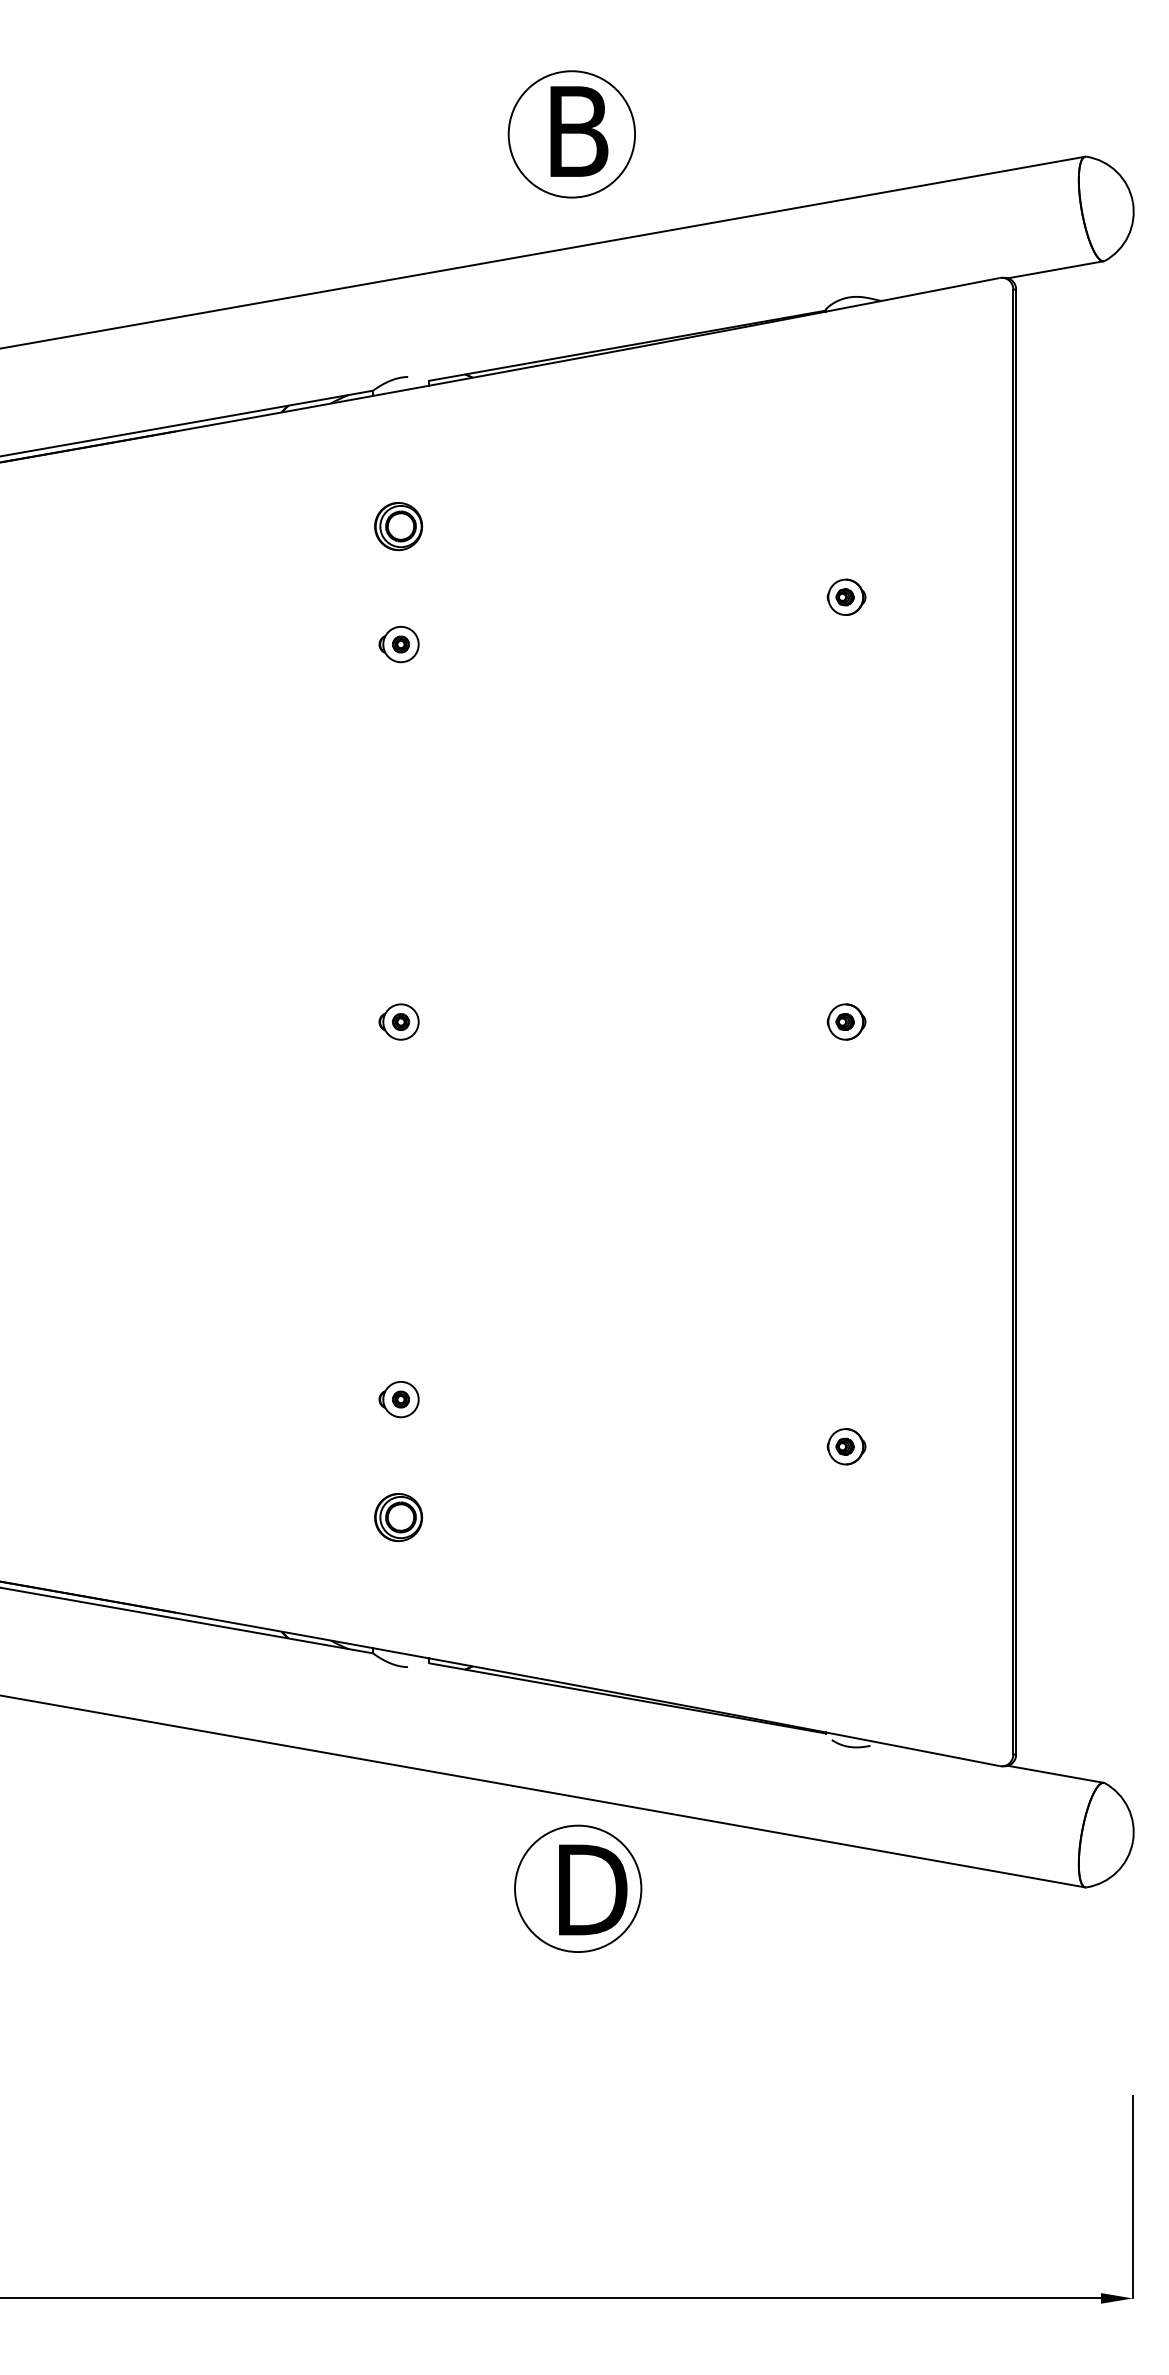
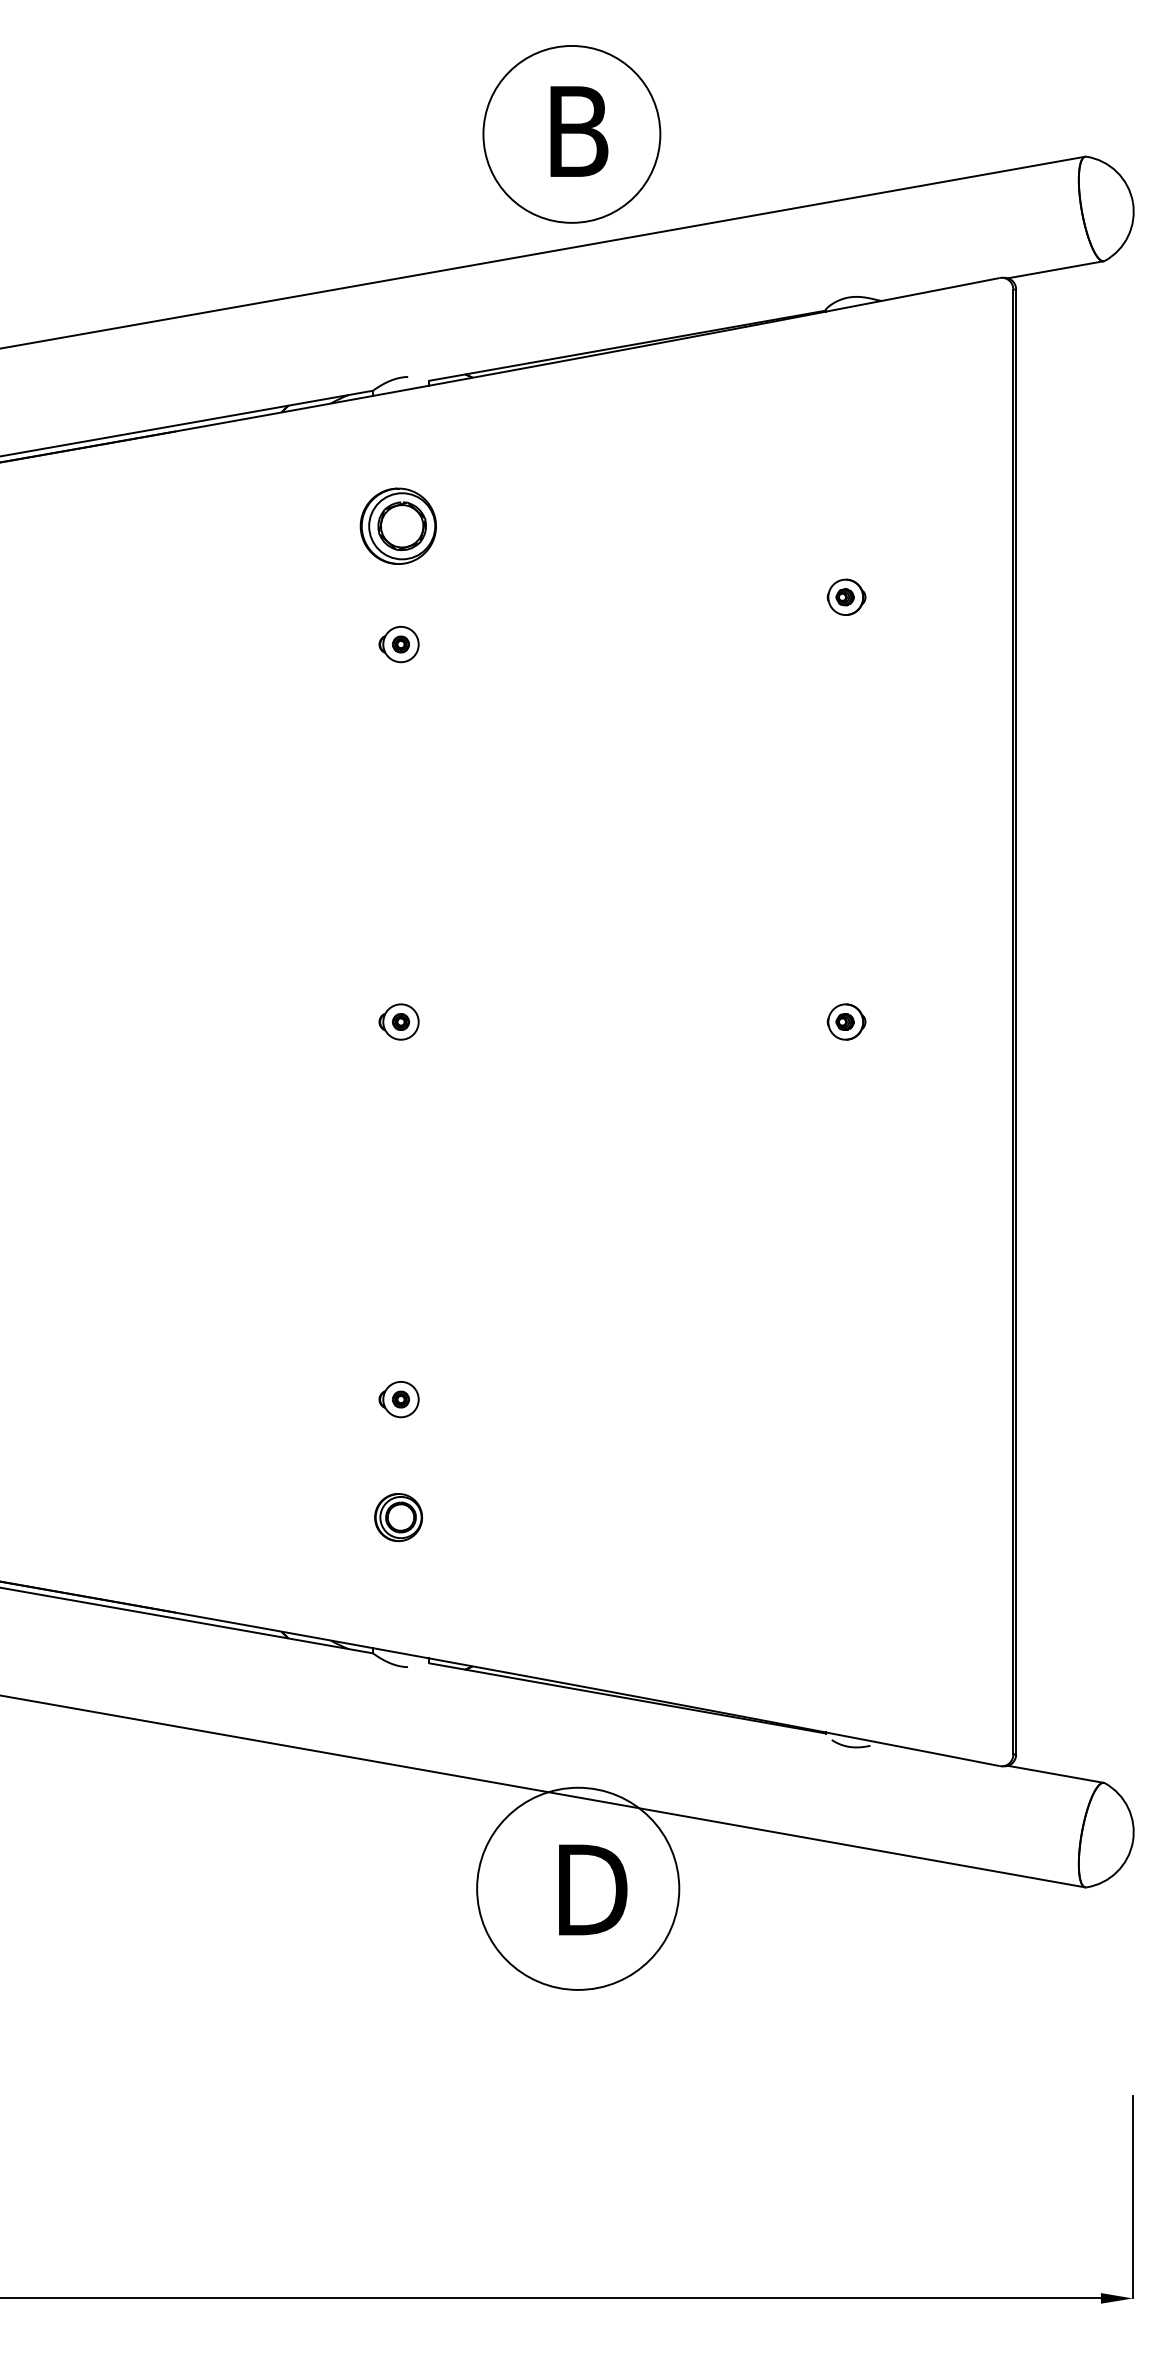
circle diameter: 126 px -> 177 px (571, 133)
part size: 50x50 px -> 78x78 px (397, 525)
part: present -> none (846, 1446)
circle diameter: 126 px -> 202 px (578, 1888)
